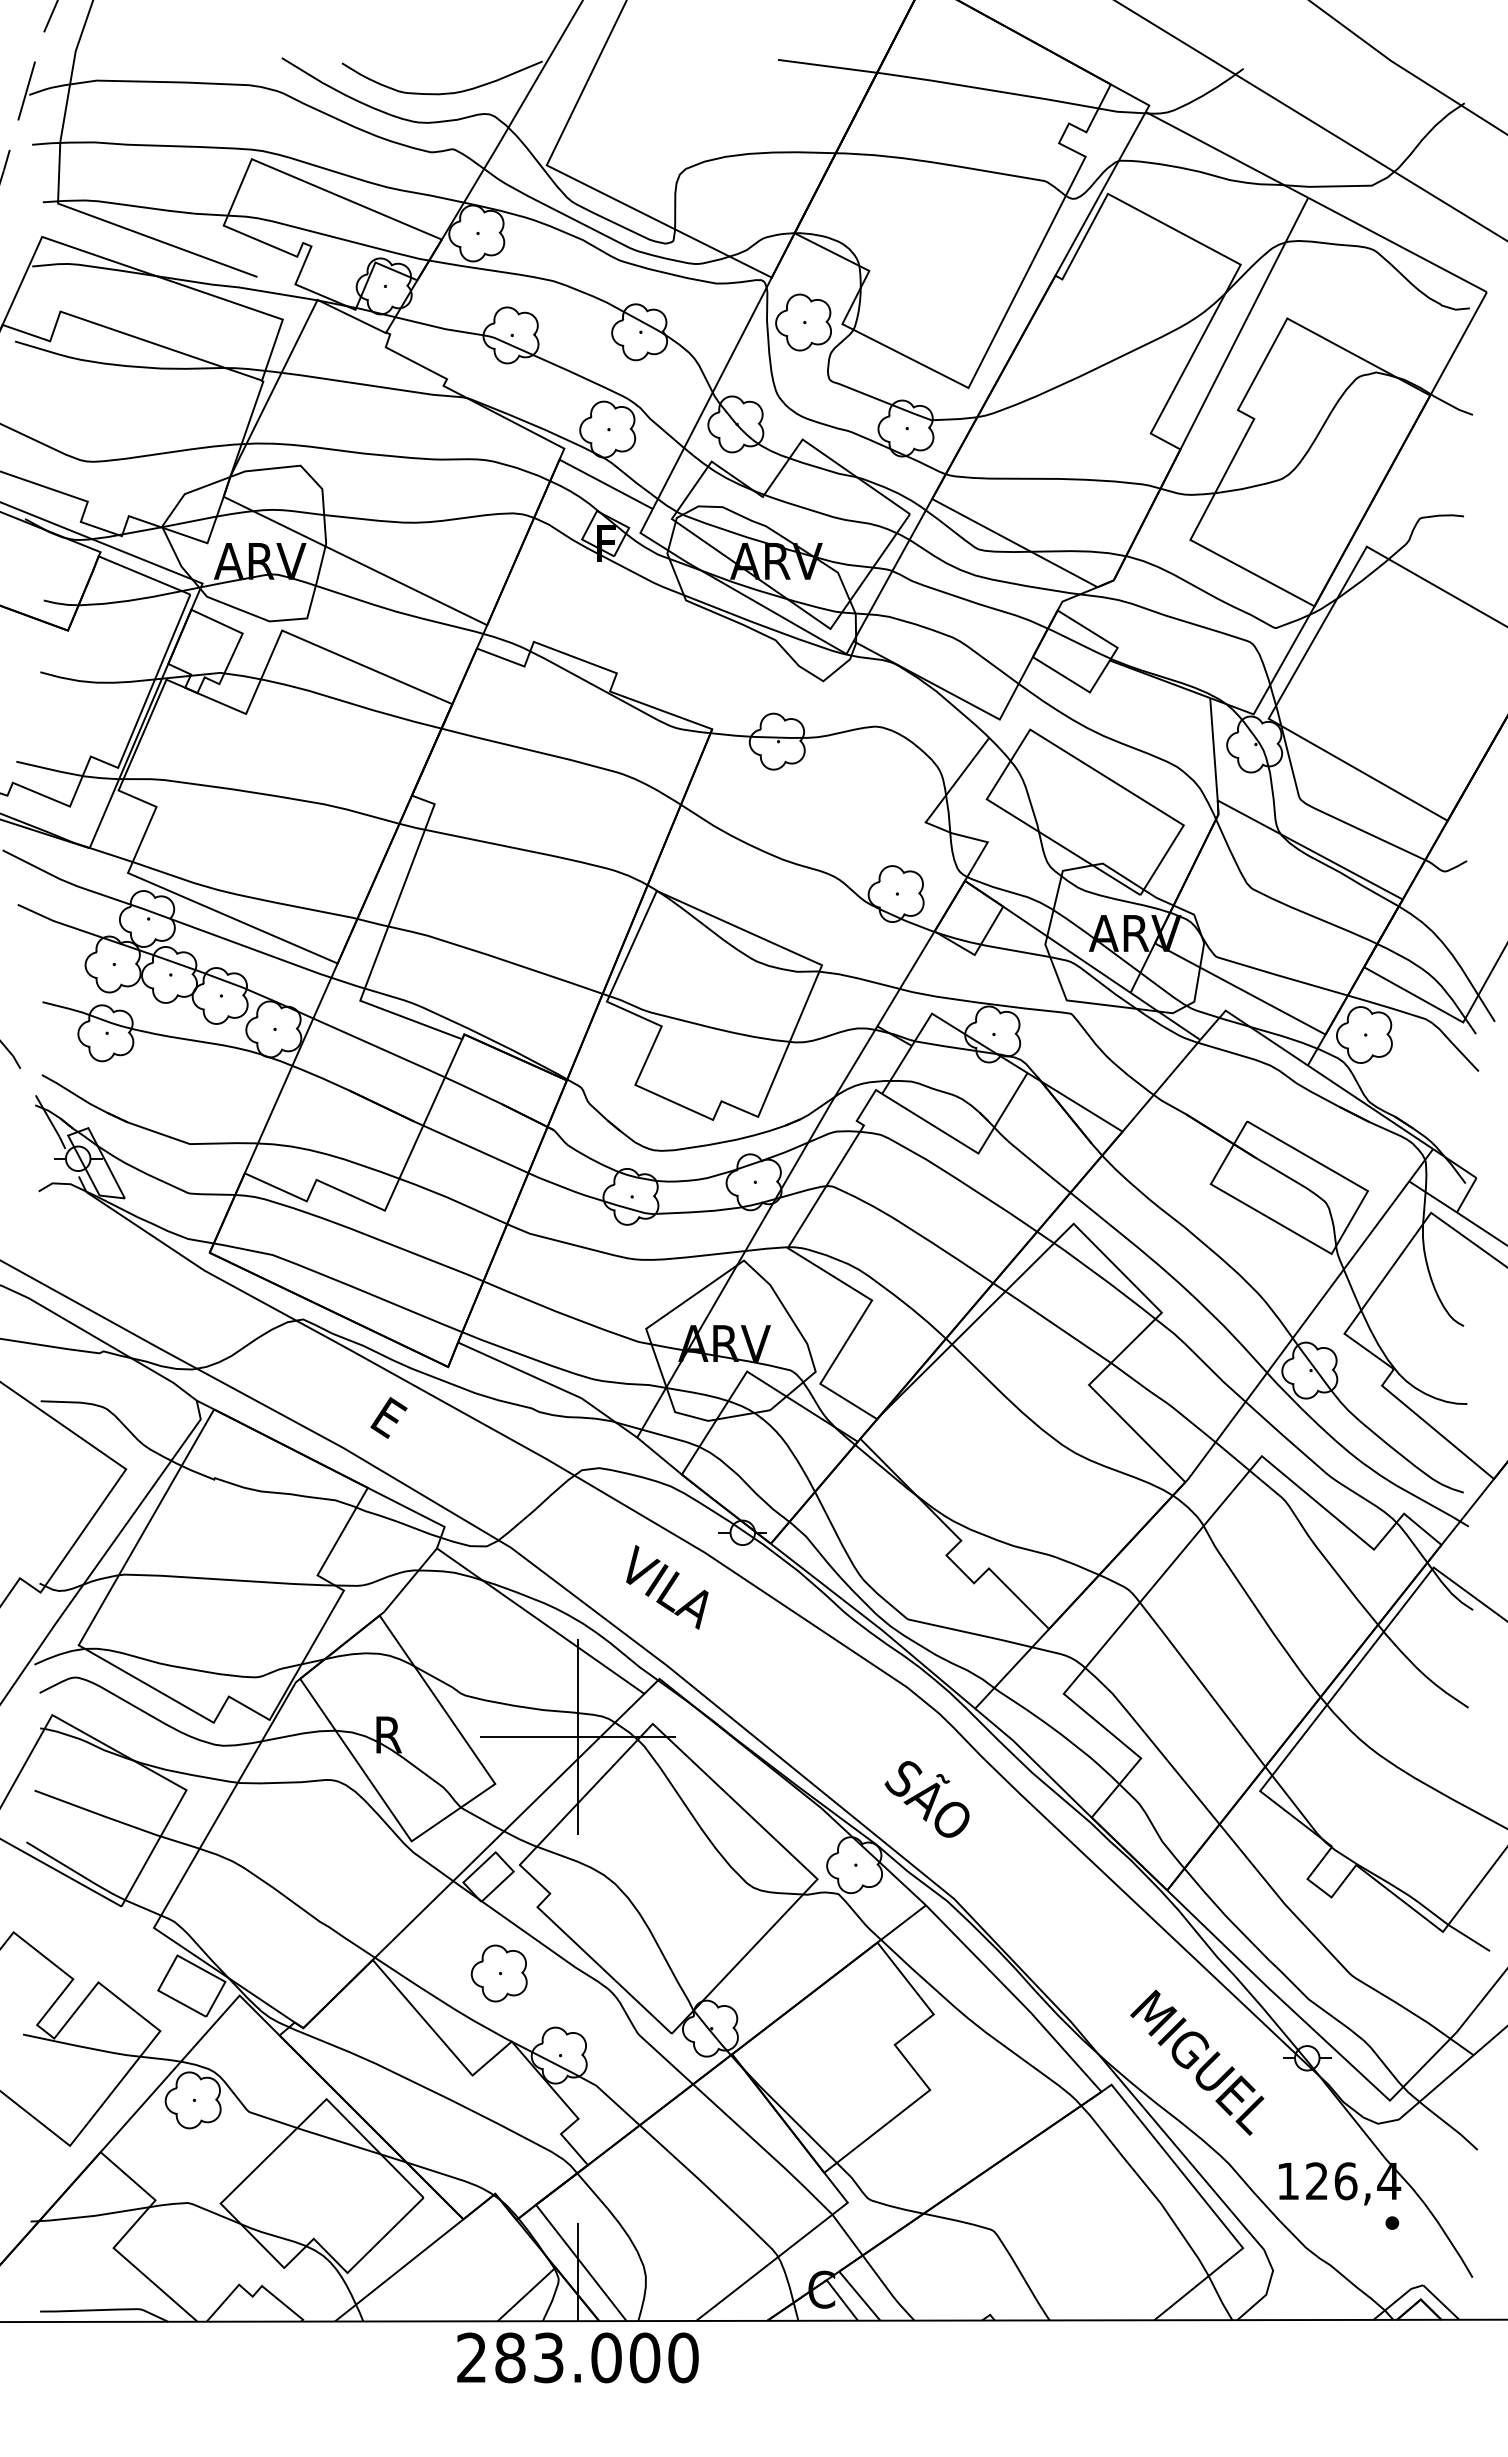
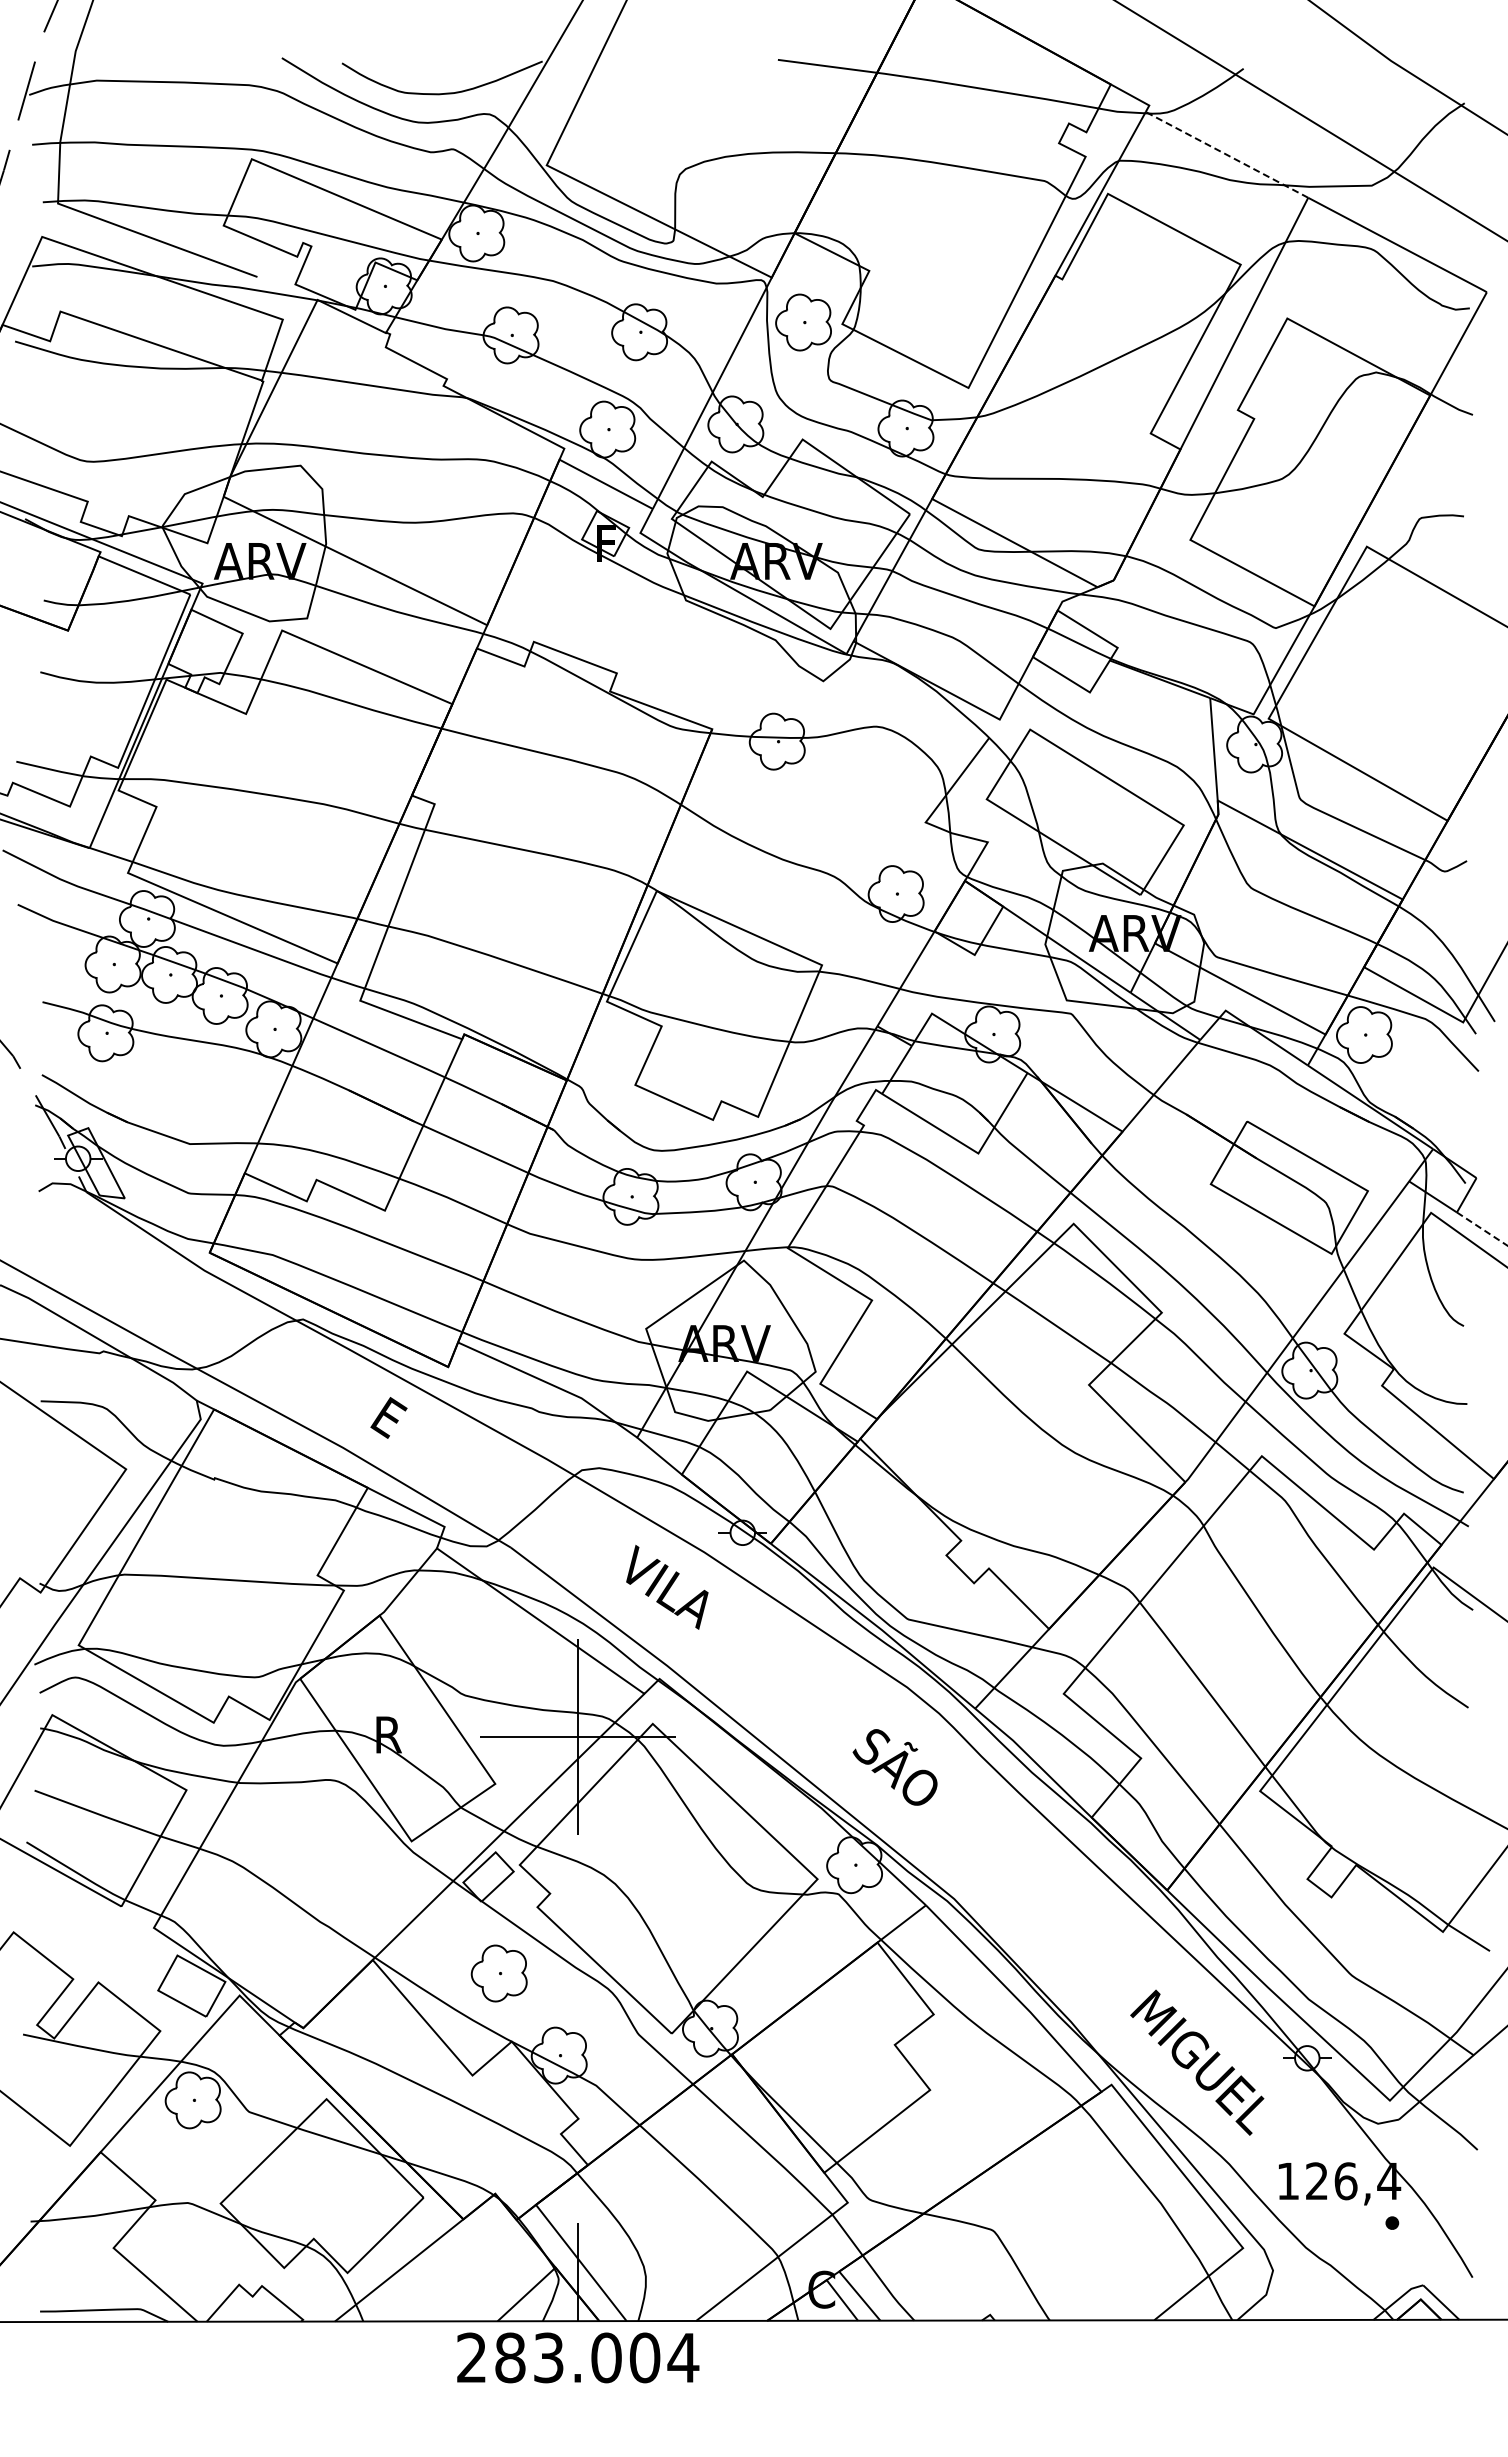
line: solid -> dashed (1227, 154)
line: solid -> dashed (1482, 1229)
text position: (926, 1799) -> (894, 1767) (894, 1767)
text: 283.000 -> 283.004 (683, 2357)
